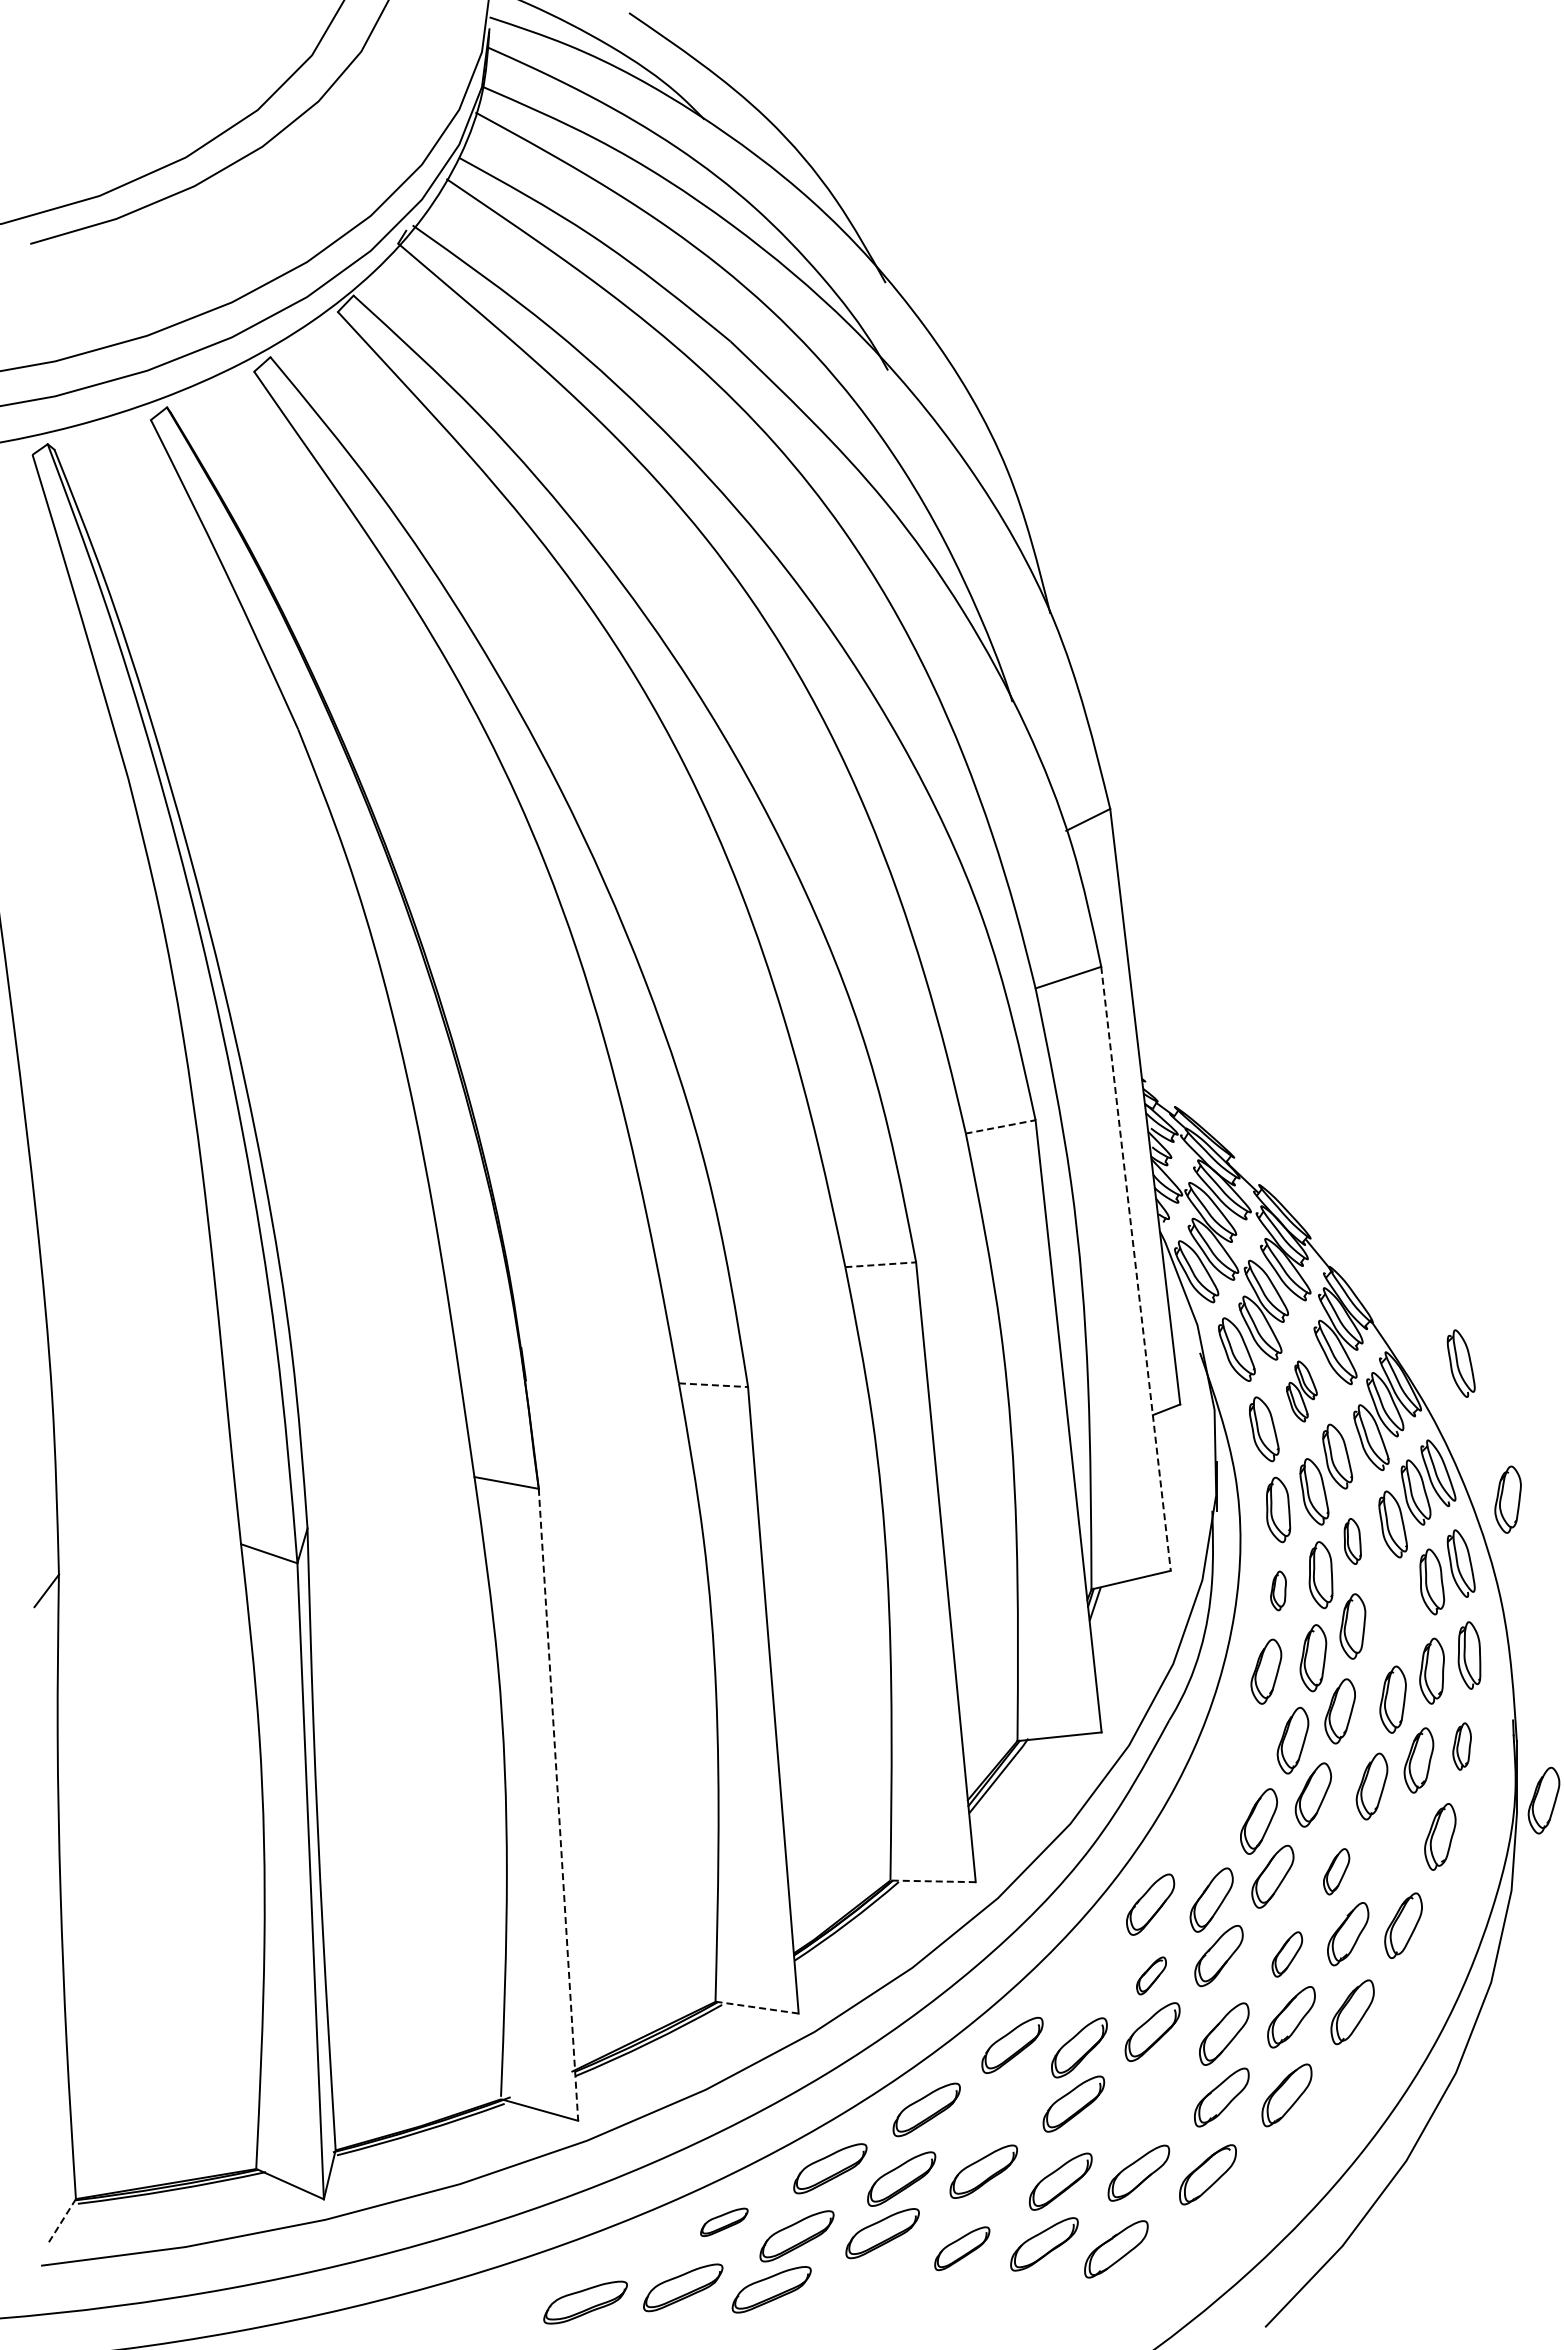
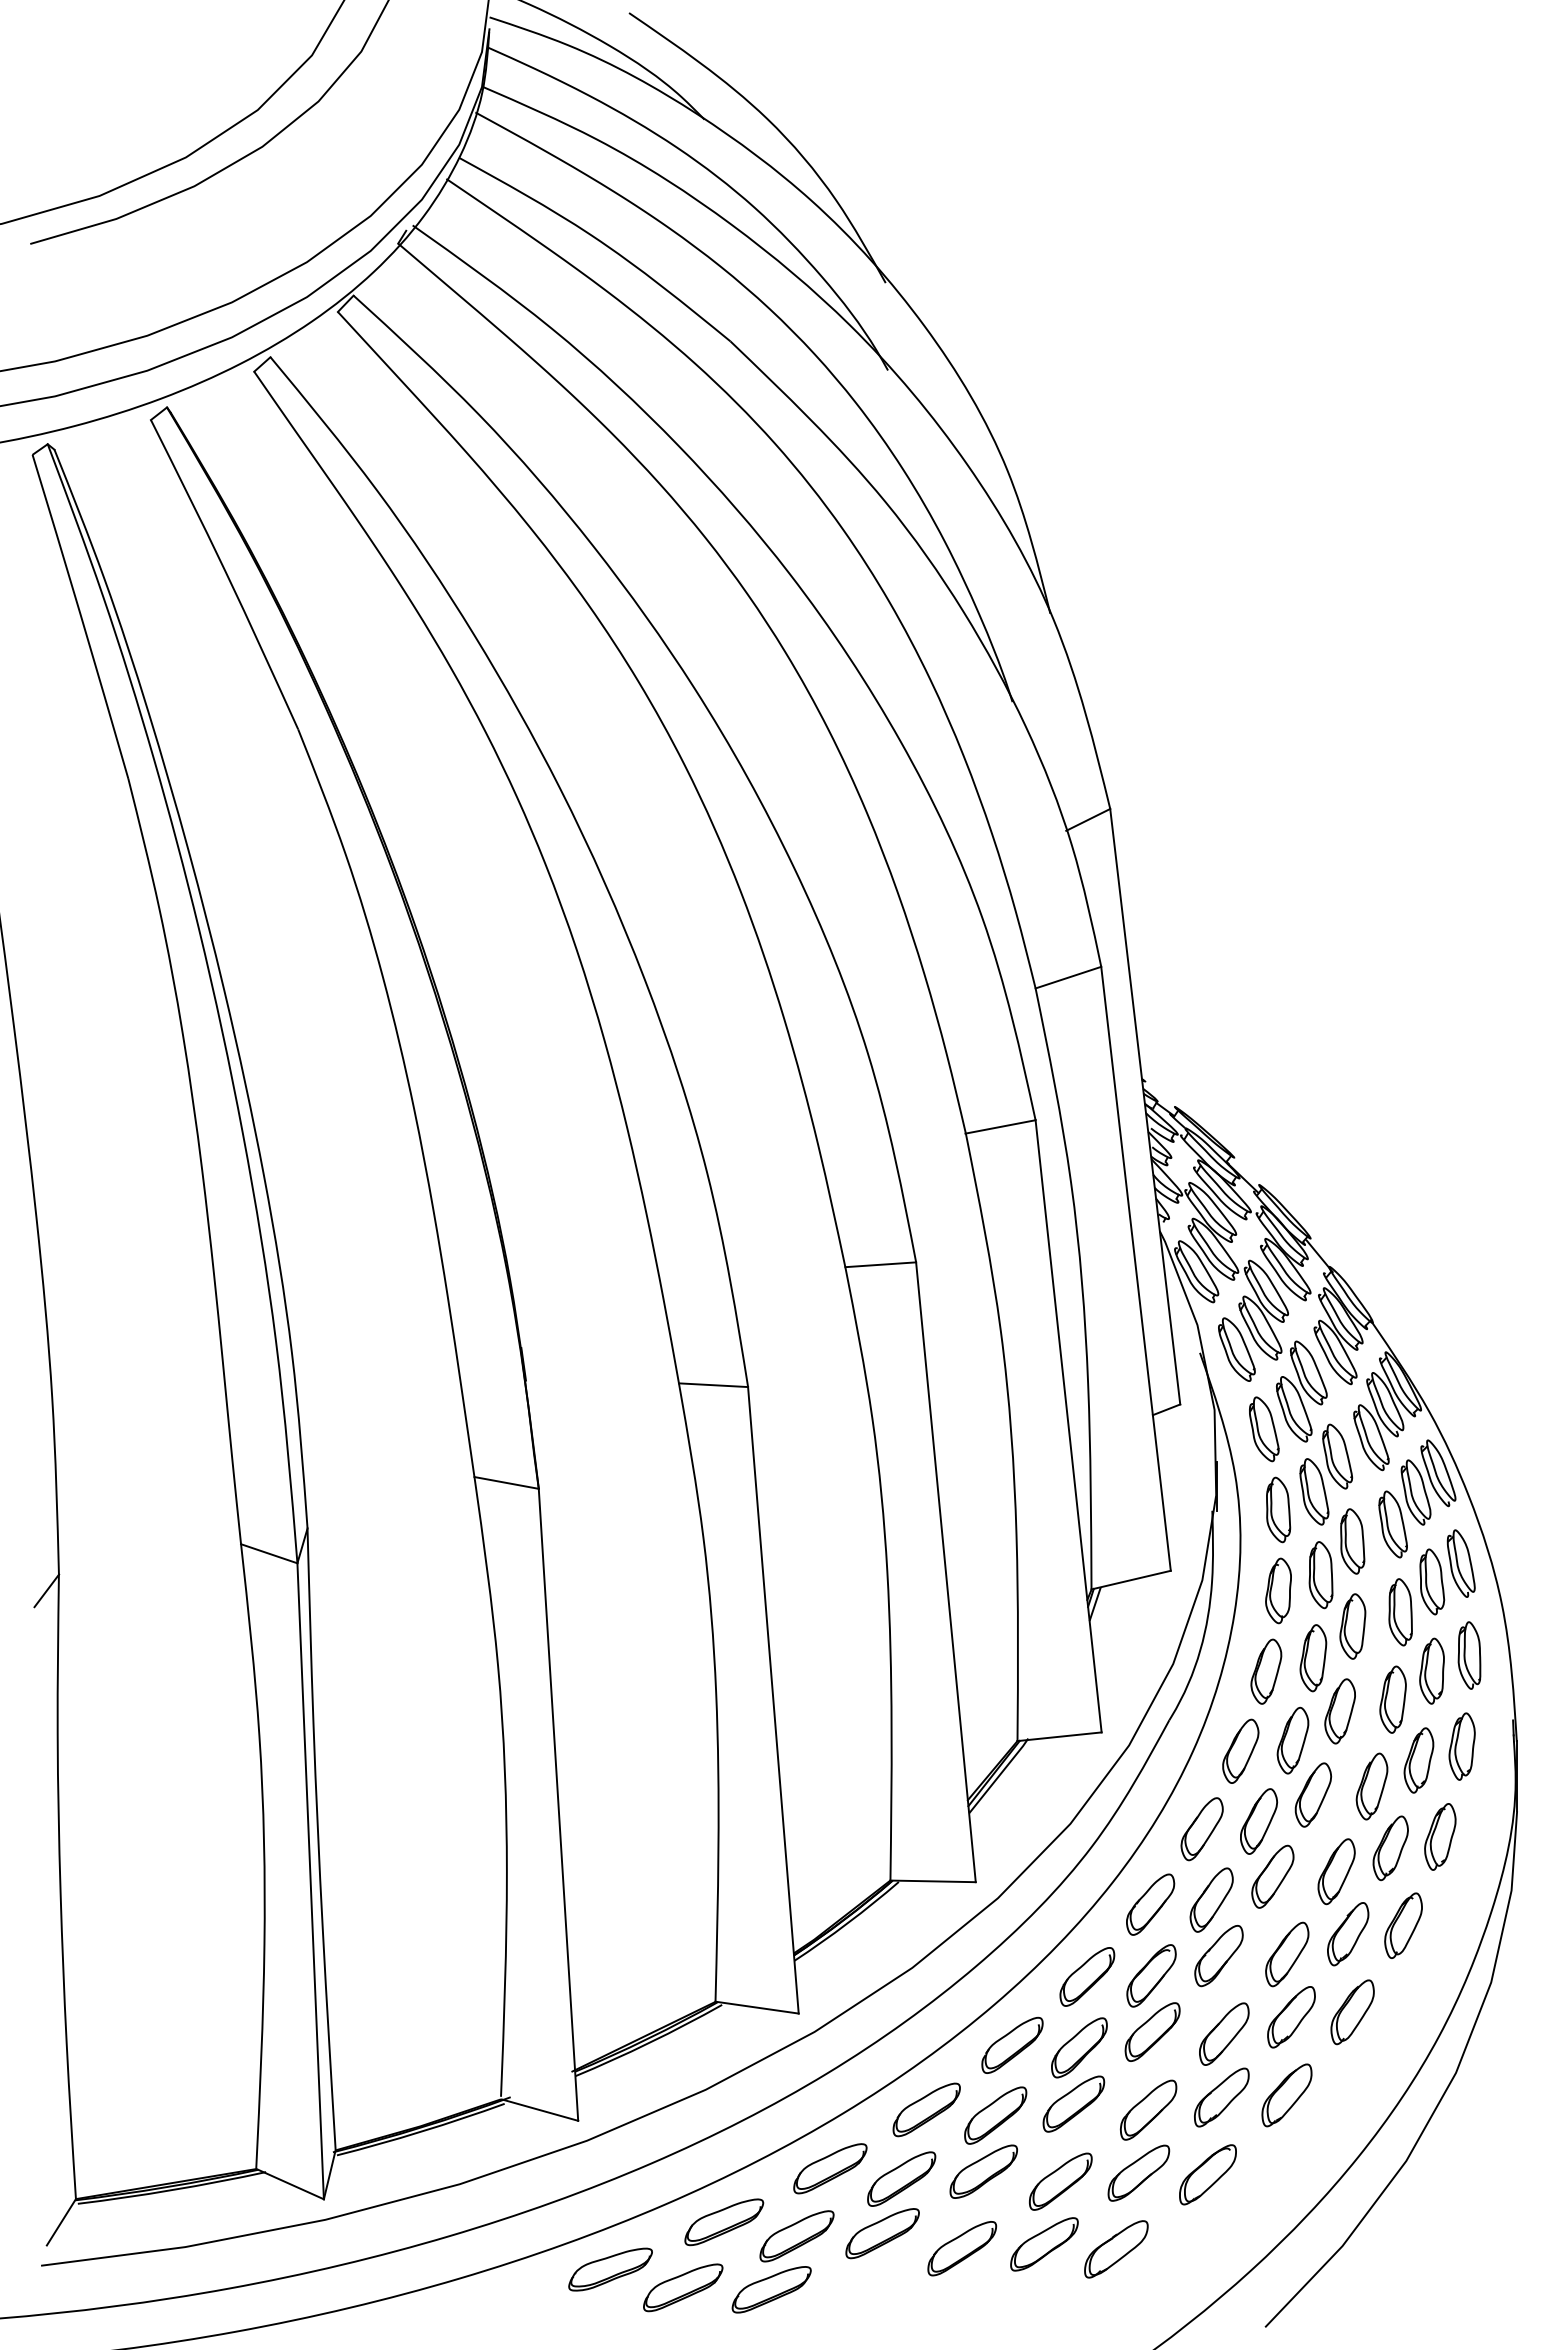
line: dashed -> solid (1000, 1126)
line: dashed -> solid (881, 1264)
line: dashed -> solid (1136, 1268)
part: present -> none (1460, 1363)
line: dashed -> solid (713, 1385)
part size: 32x63 px -> 52x103 px (1301, 1391)
part: present -> none (1507, 1499)
part size: 19x47 px -> 26x67 px (1352, 1541)
part size: 17x42 px -> 27x68 px (1278, 1590)
part: none -> present (1400, 1612)
part size: 20x49 px -> 28x69 px (1461, 1746)
part: none -> present (1240, 1750)
part: present -> none (1543, 1800)
line: dashed -> solid (558, 1804)
part: none -> present (1201, 1829)
part: none -> present (1390, 1848)
part size: 28x48 px -> 39x68 px (1336, 1871)
line: dashed -> solid (933, 1881)
part size: 33x47 px -> 45x67 px (1287, 1954)
part size: 31x40 px -> 51x64 px (1151, 1975)
part: none -> present (1087, 1976)
line: dashed -> solid (756, 2007)
part: none -> present (1148, 2109)
part: none -> present (995, 2115)
part size: 49x30 px -> 81x49 px (724, 2222)
line: dashed -> solid (61, 2222)
part size: 57x46 px -> 71x56 px (962, 2248)
part position: (585, 2302) -> (610, 2269) (610, 2269)
